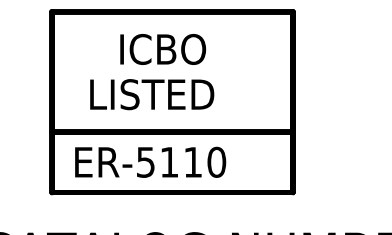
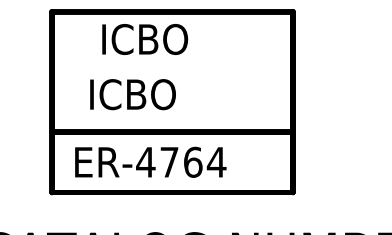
text position: (163, 49) -> (145, 39) (145, 39)
text: LISTED -> ICBO (153, 94)
text: ER-5110 -> ER-4764 (181, 161)
